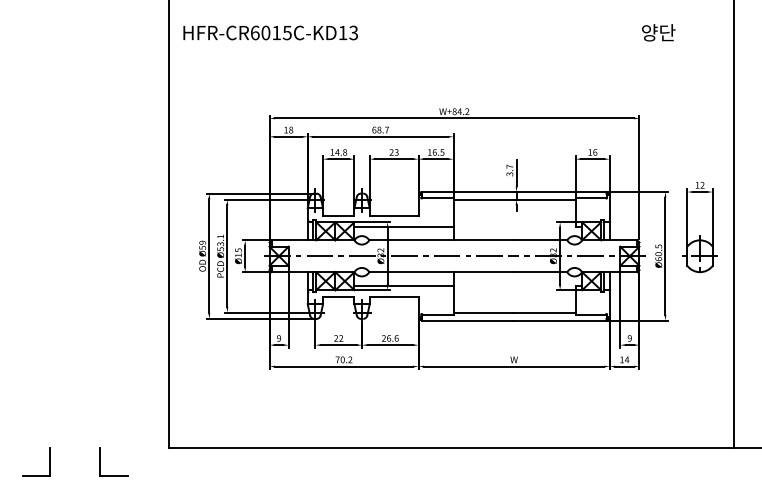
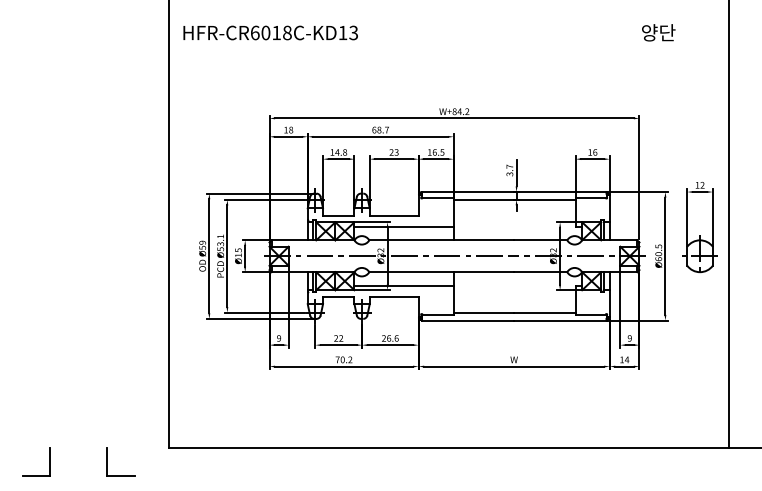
text: HFR-CR6015C-KD13 -> HFR-CR6018C-KD13 (286, 32)
line position: (733, 225) -> (728, 225) (728, 225)
part position: (100, 461) -> (107, 461) (107, 461)
